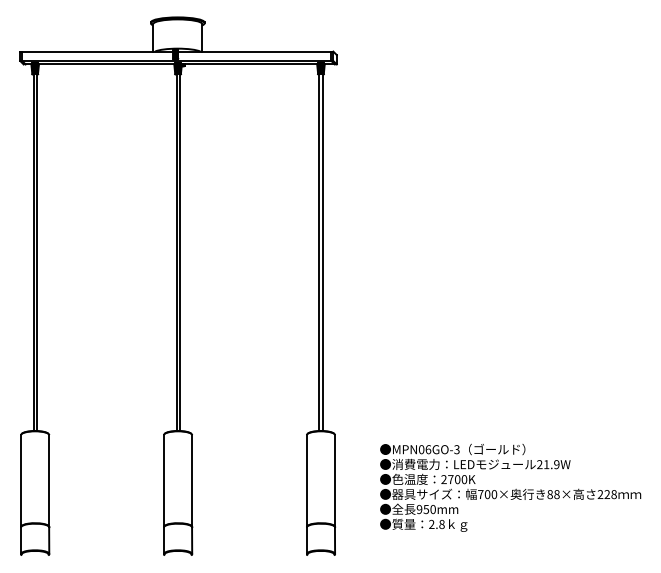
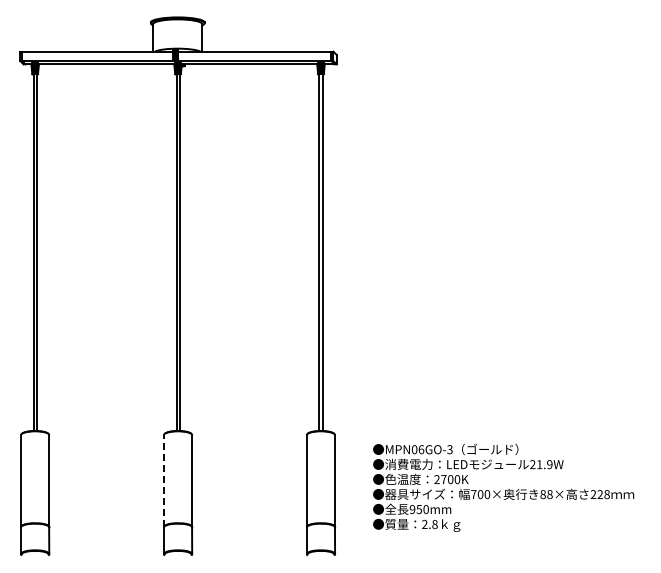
line: solid -> dashed (163, 481)
text position: (510, 487) -> (503, 487) (503, 487)
